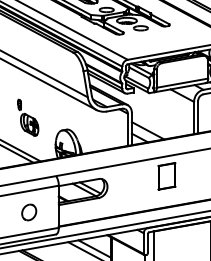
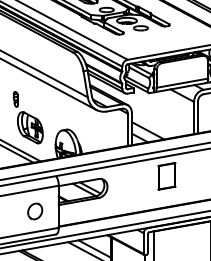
part size: 23x39 px -> 32x54 px (27, 117)
line: none -> present (104, 161)
part position: (29, 212) -> (35, 211) (35, 211)
